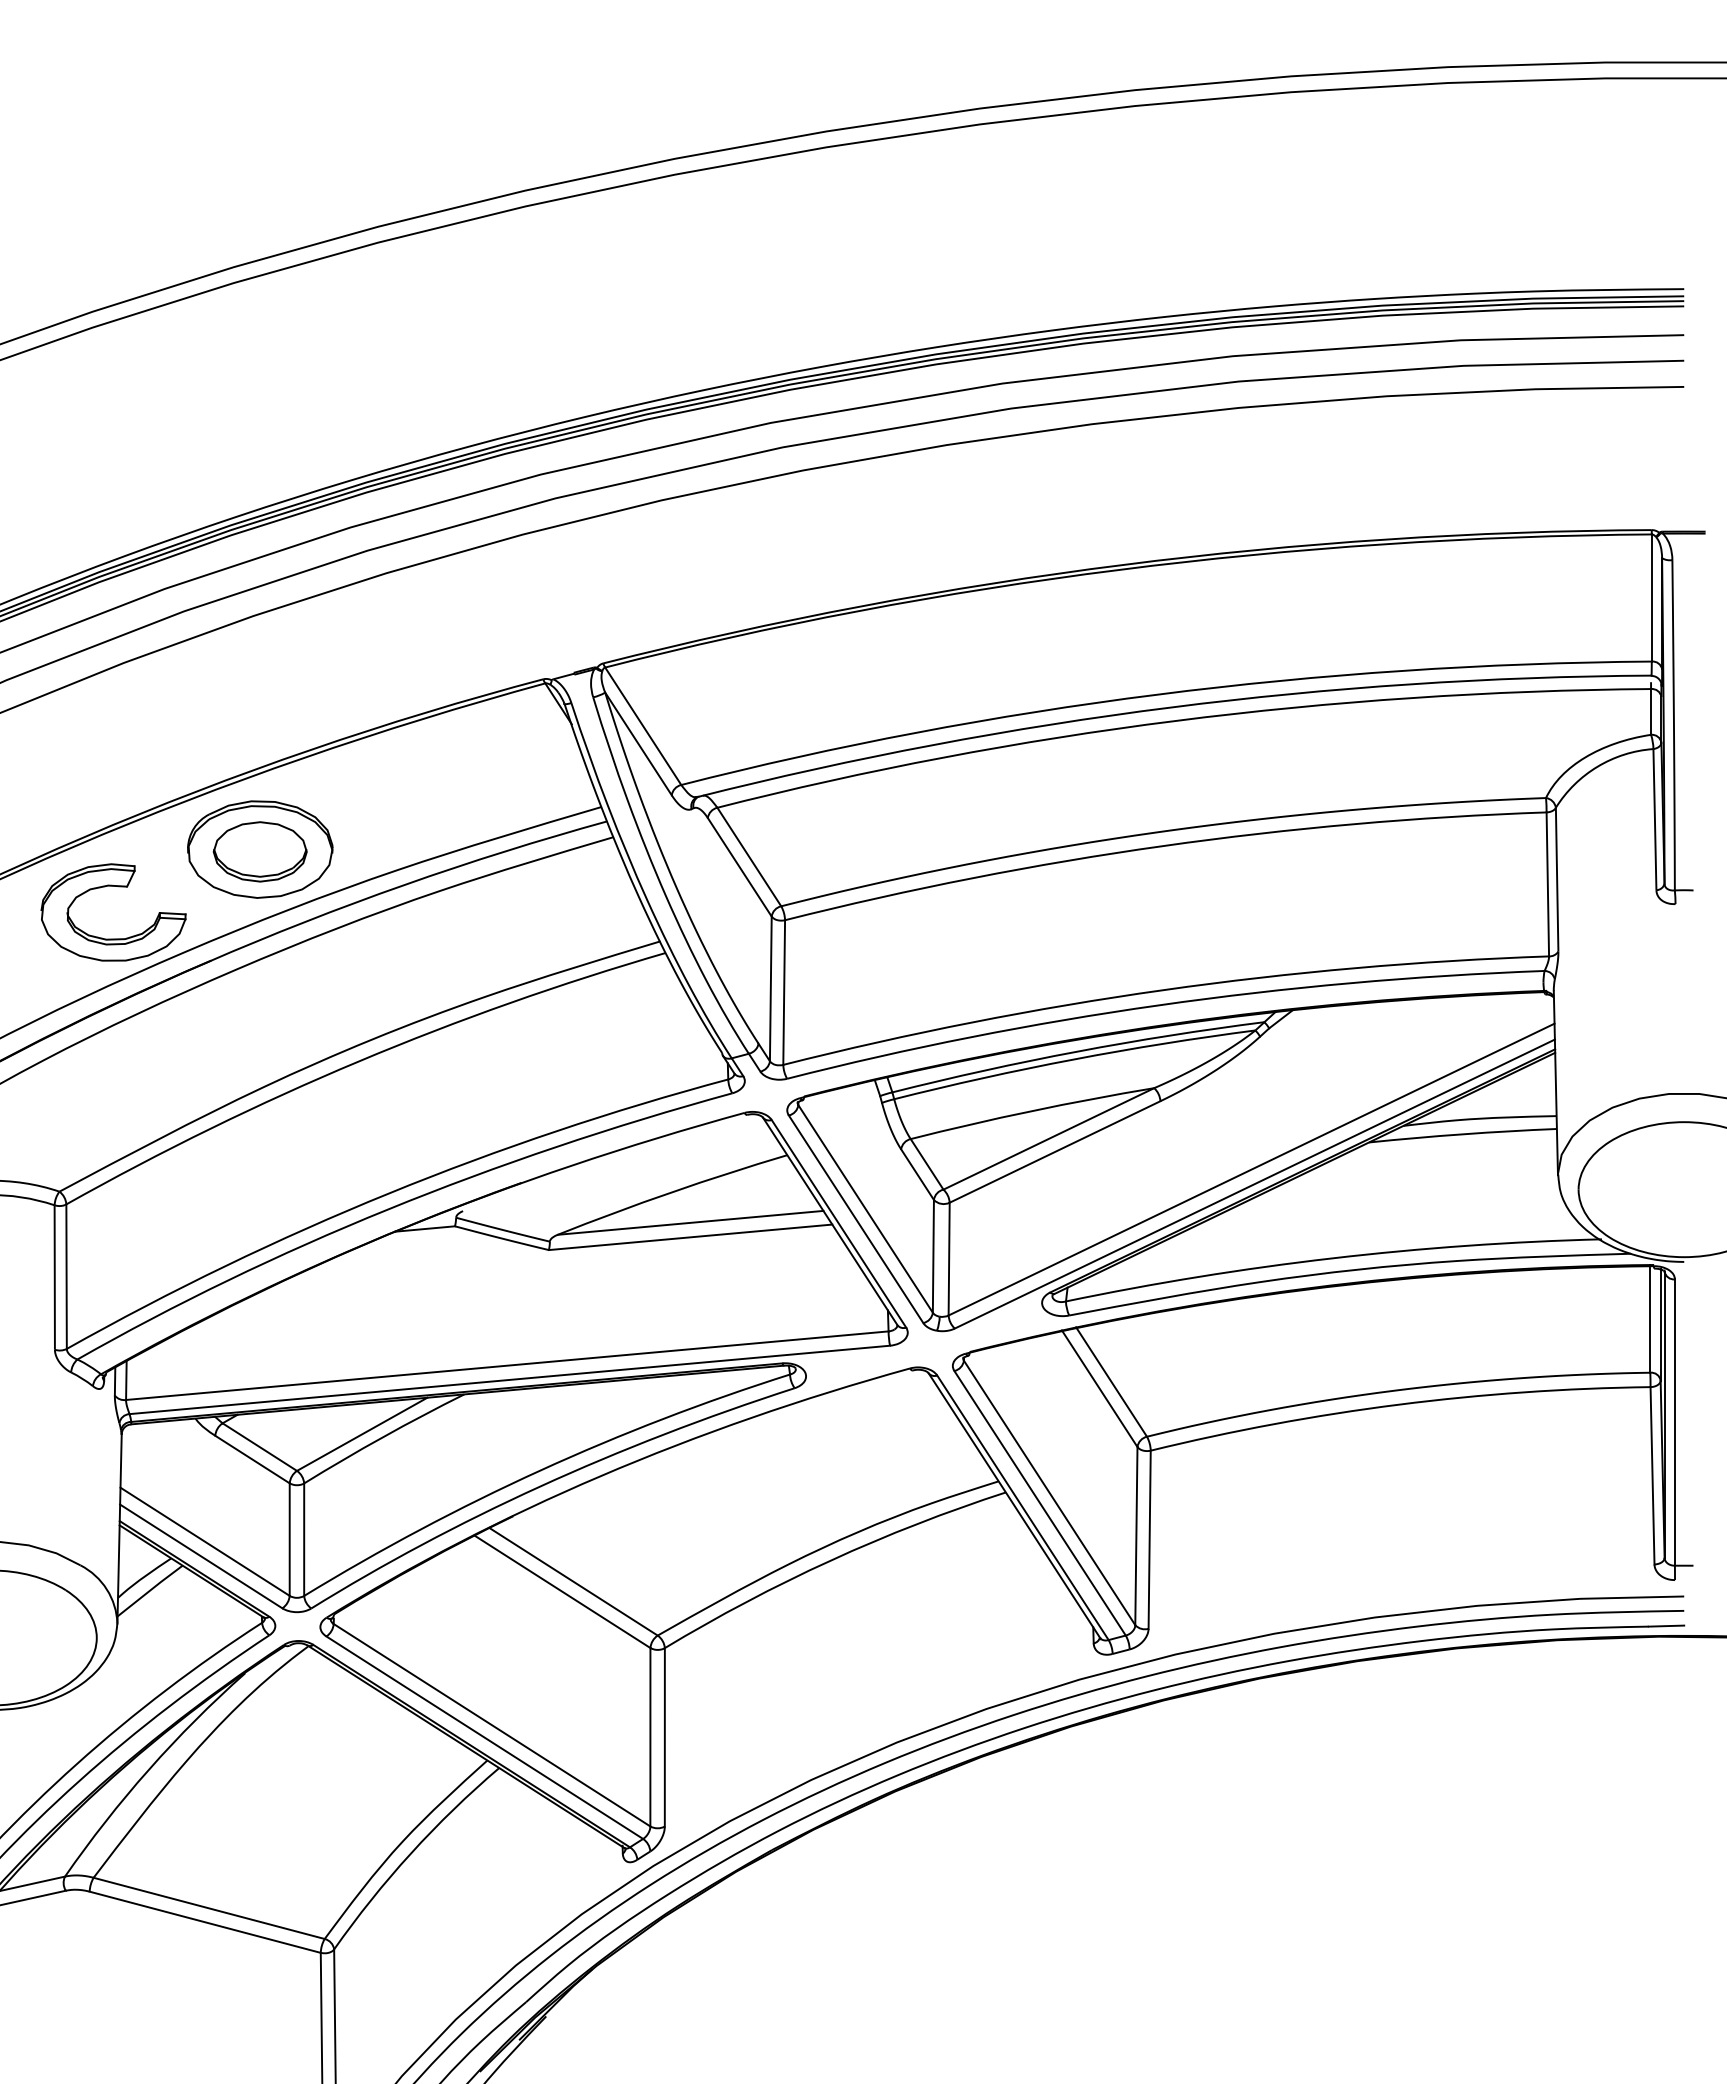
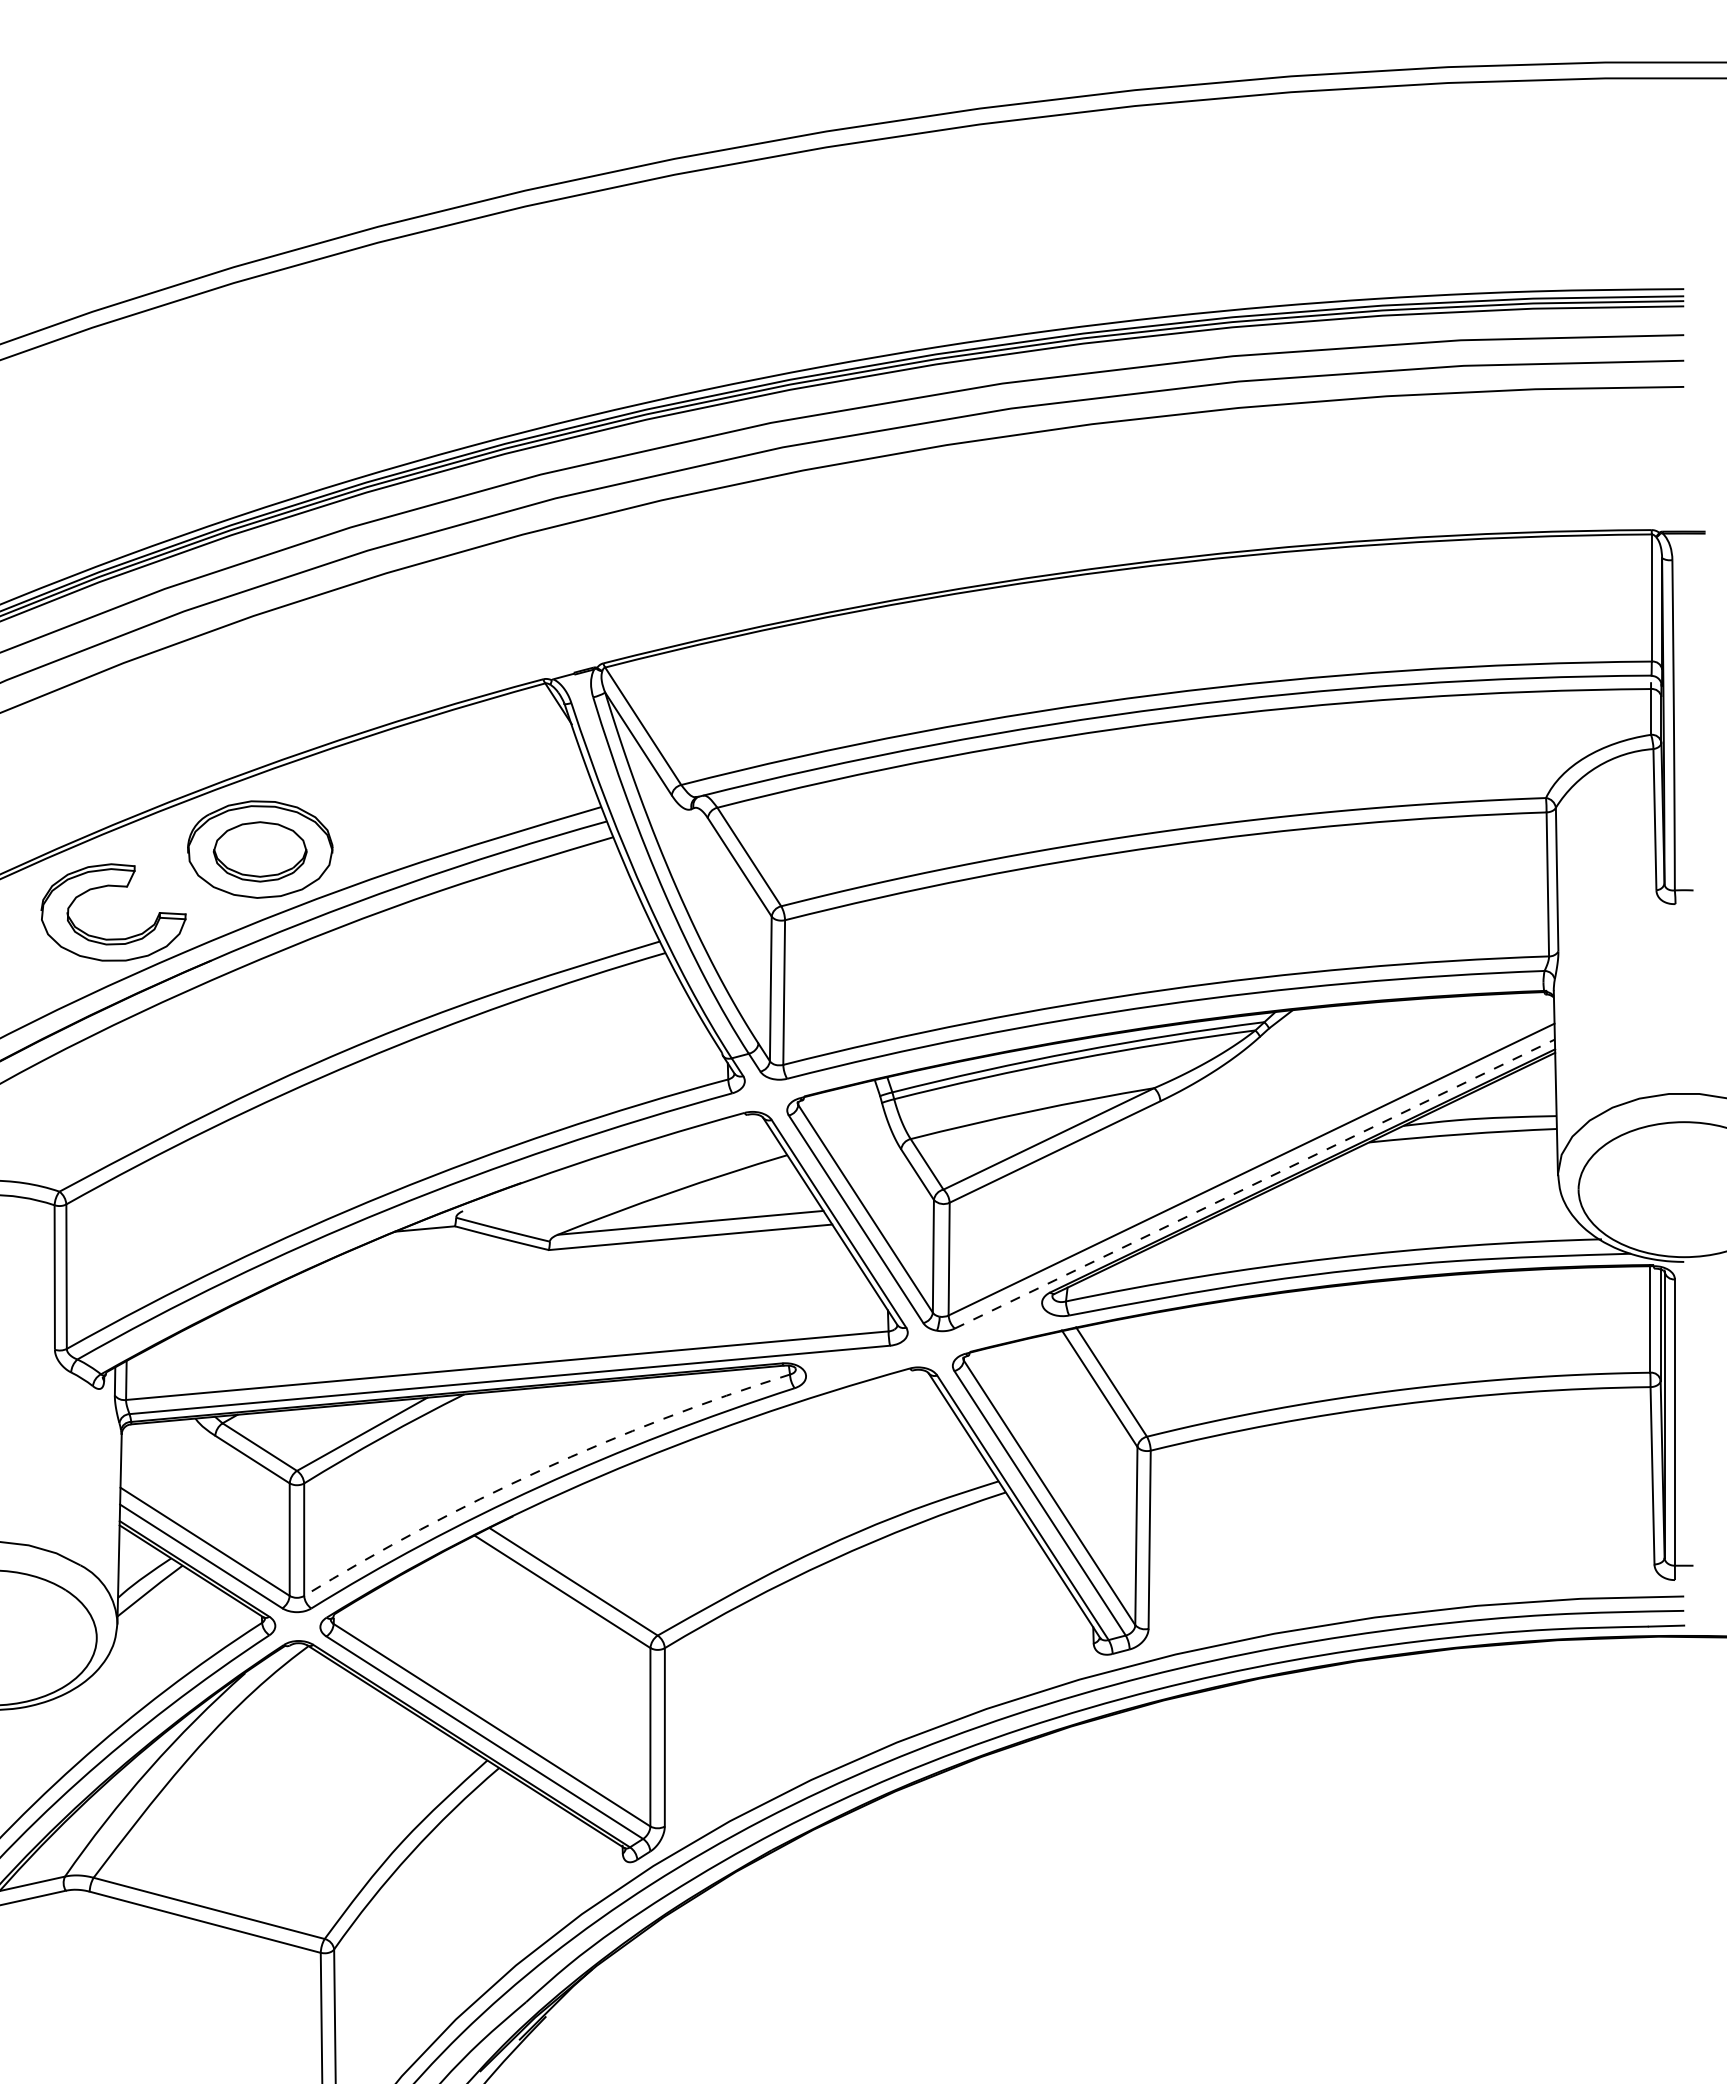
line: solid -> dashed (1255, 1183)
arc: solid -> dashed (540, 1470)
